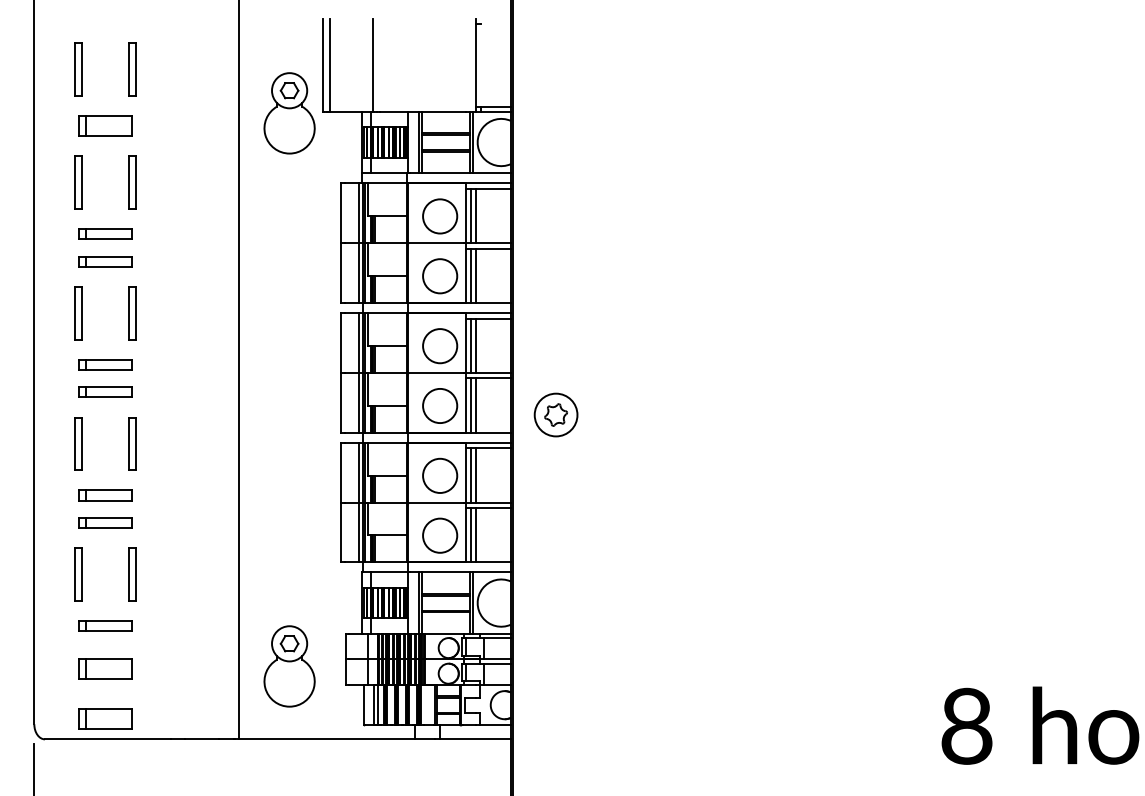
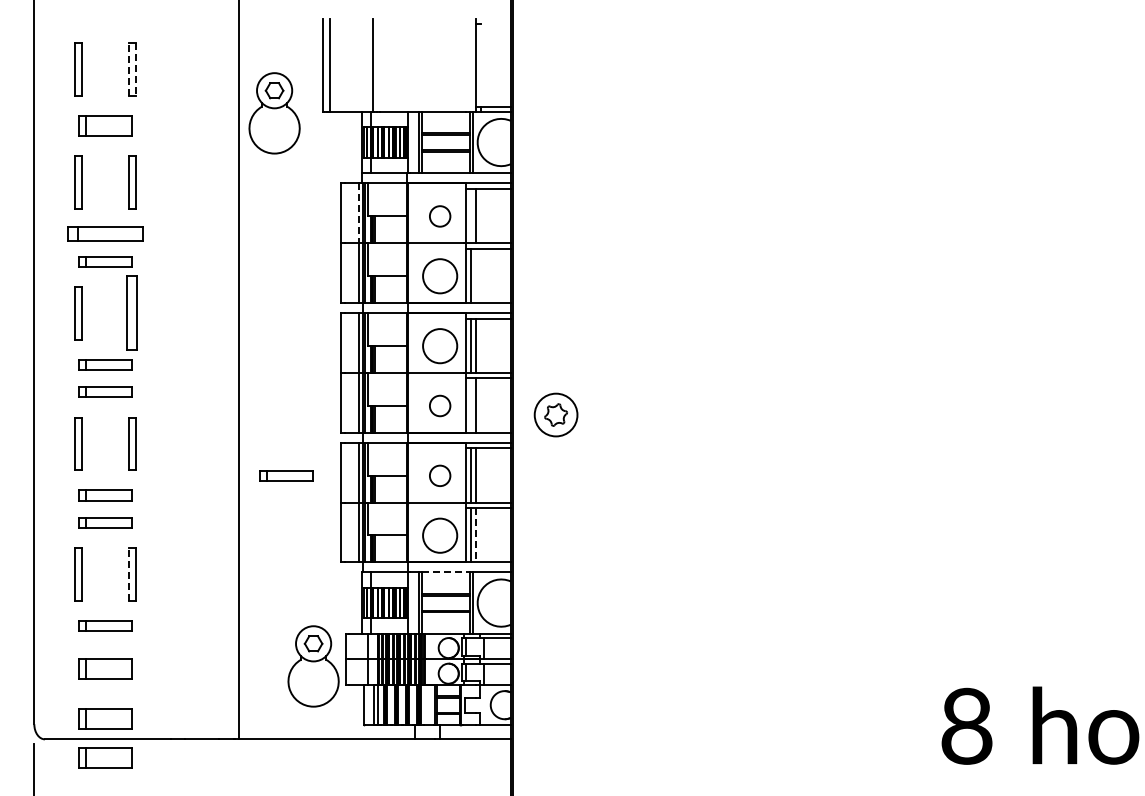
line: solid -> dashed (128, 68)
line: solid -> dashed (135, 69)
part position: (289, 113) -> (274, 113) (274, 113)
line: solid -> dashed (358, 213)
line: present -> none (471, 215)
circle diameter: 34 px -> 21 px (439, 216)
part size: 55x12 px -> 77x16 px (105, 233)
line: present -> none (475, 275)
part size: 9x55 px -> 12x76 px (131, 312)
circle diameter: 34 px -> 21 px (439, 405)
line: present -> none (471, 405)
part: none -> present (286, 475)
circle diameter: 34 px -> 21 px (439, 475)
line: solid -> dashed (475, 535)
line: solid -> dashed (445, 572)
line: solid -> dashed (128, 574)
part position: (289, 666) -> (313, 666) (313, 666)
part: none -> present (105, 757)
